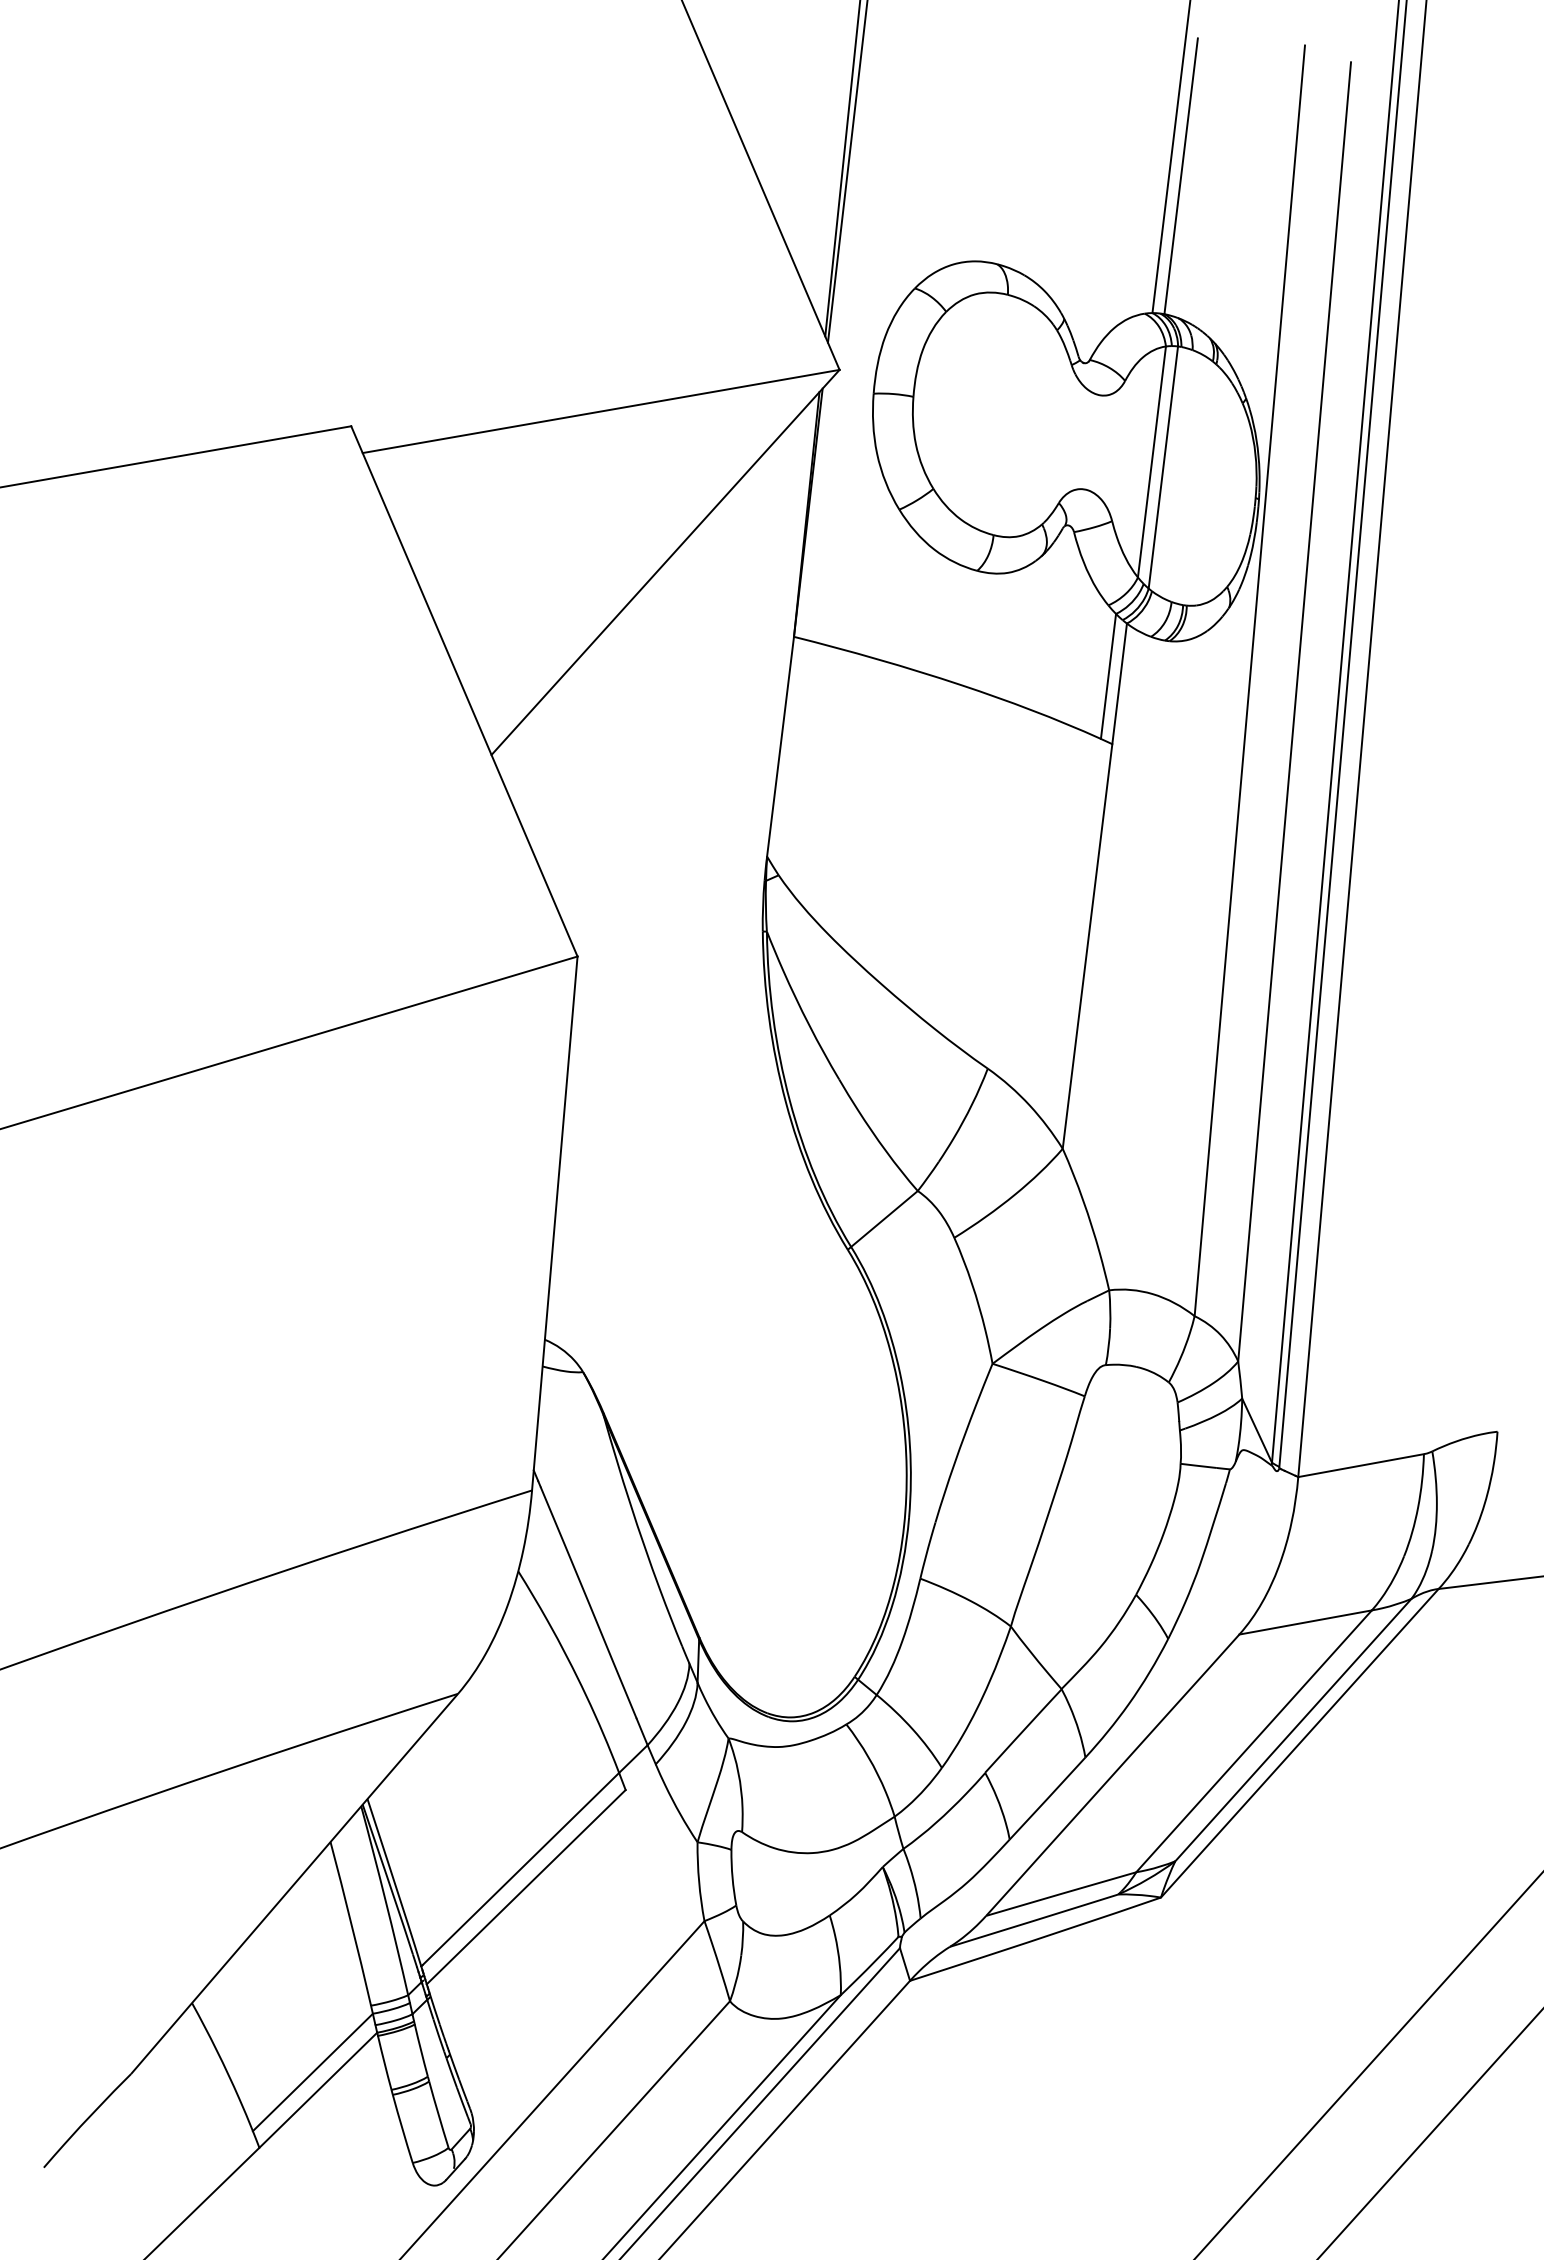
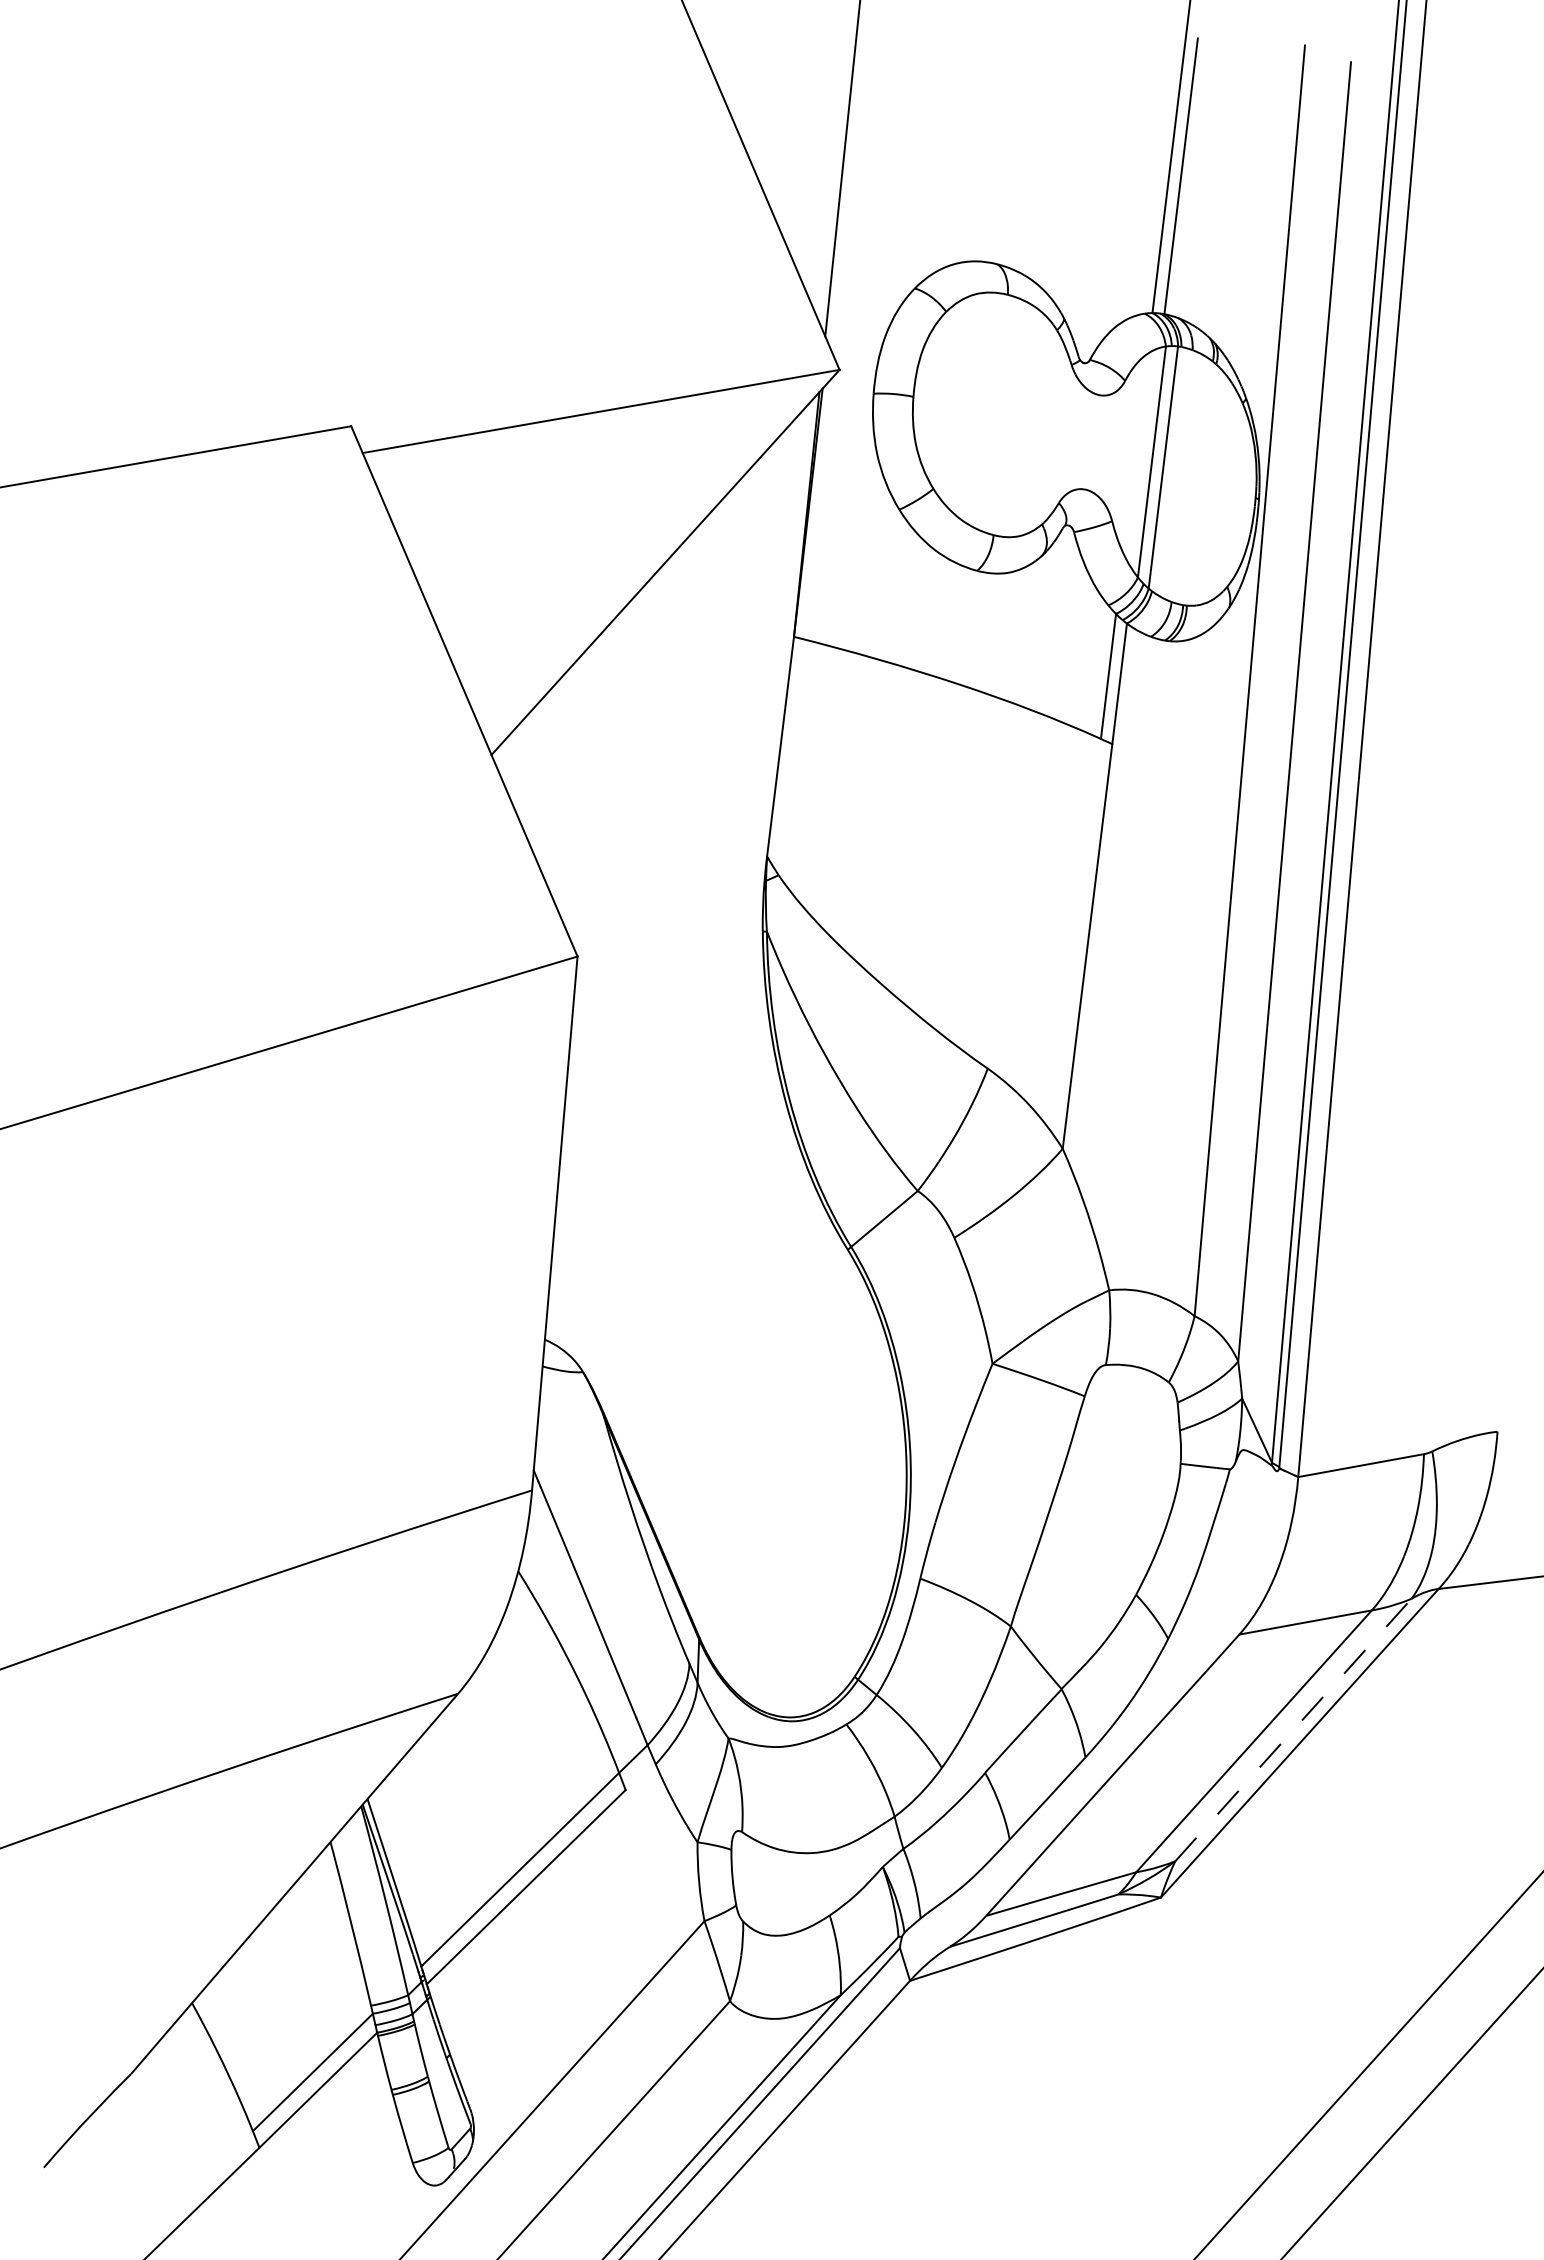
line: present -> none (847, 172)
line: solid -> dashed (1293, 1730)
line position: (1430, 2133) -> (1411, 2113) (1411, 2113)
